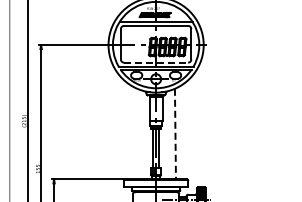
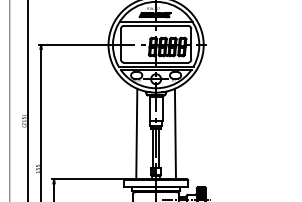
line: dashed -> solid (156, 62)
line: none -> present (136, 133)
line: dashed -> solid (175, 134)
